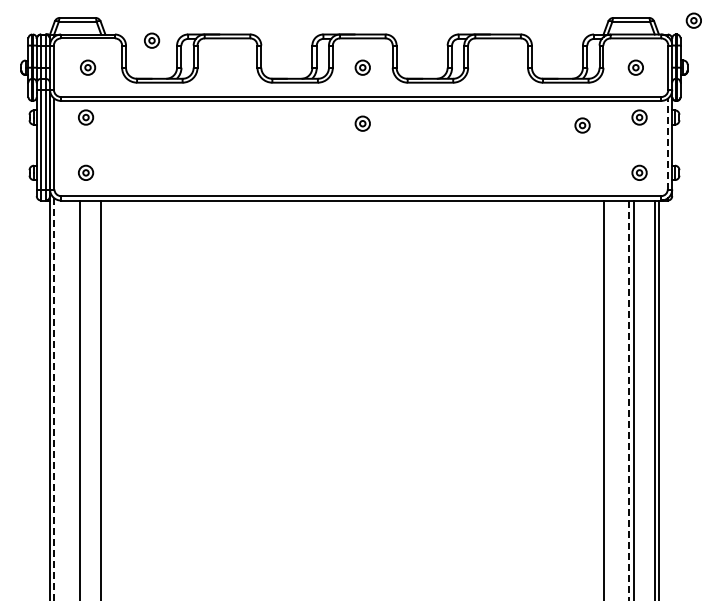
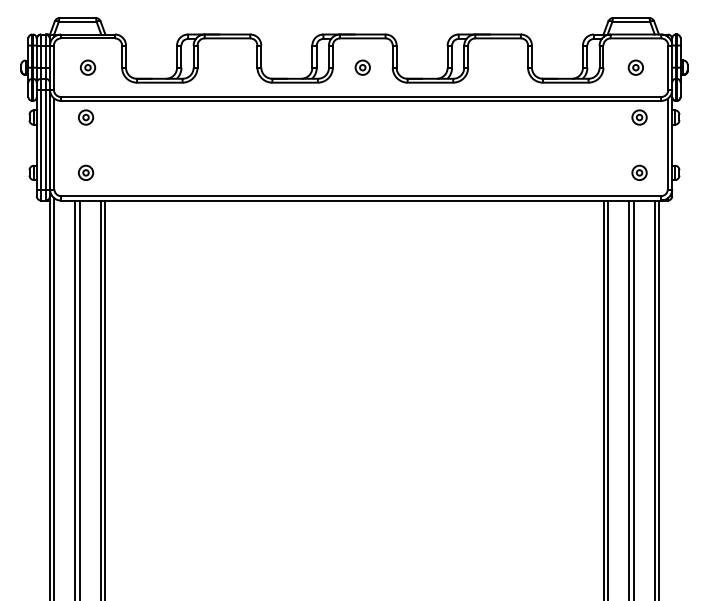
part: present -> none (693, 20)
part: present -> none (152, 40)
part: present -> none (362, 123)
part: present -> none (582, 125)
line: dashed -> solid (667, 143)
line: none -> present (74, 398)
line: none -> present (105, 398)
line: none -> present (608, 398)
line: dashed -> solid (54, 399)
line: dashed -> solid (628, 400)
